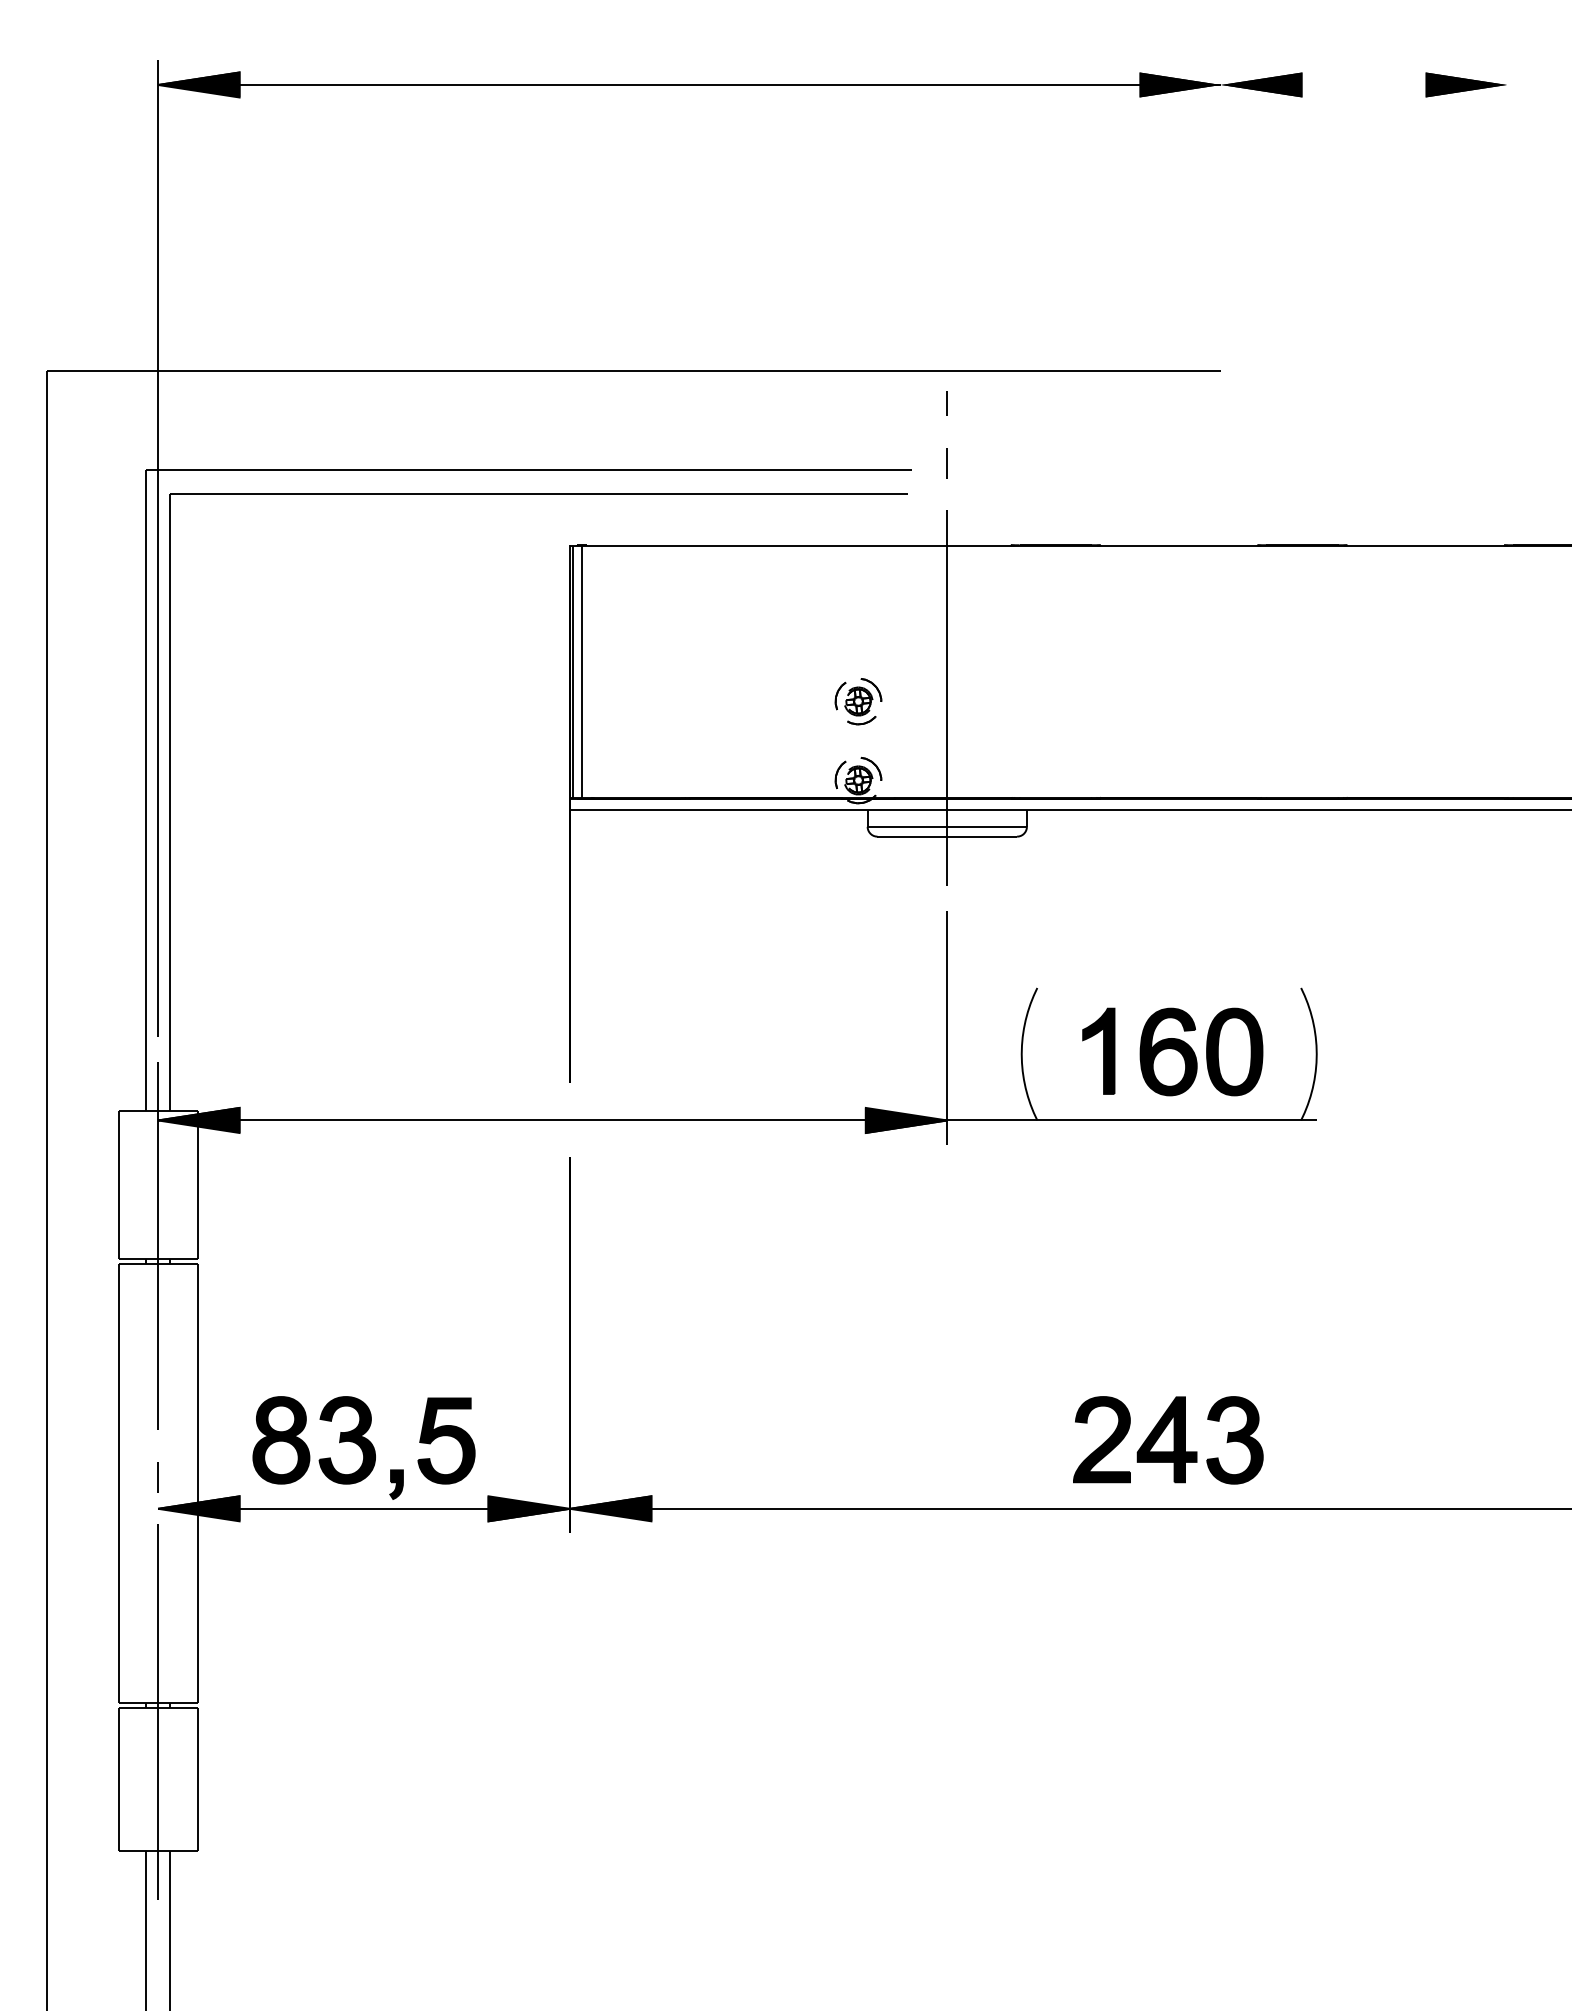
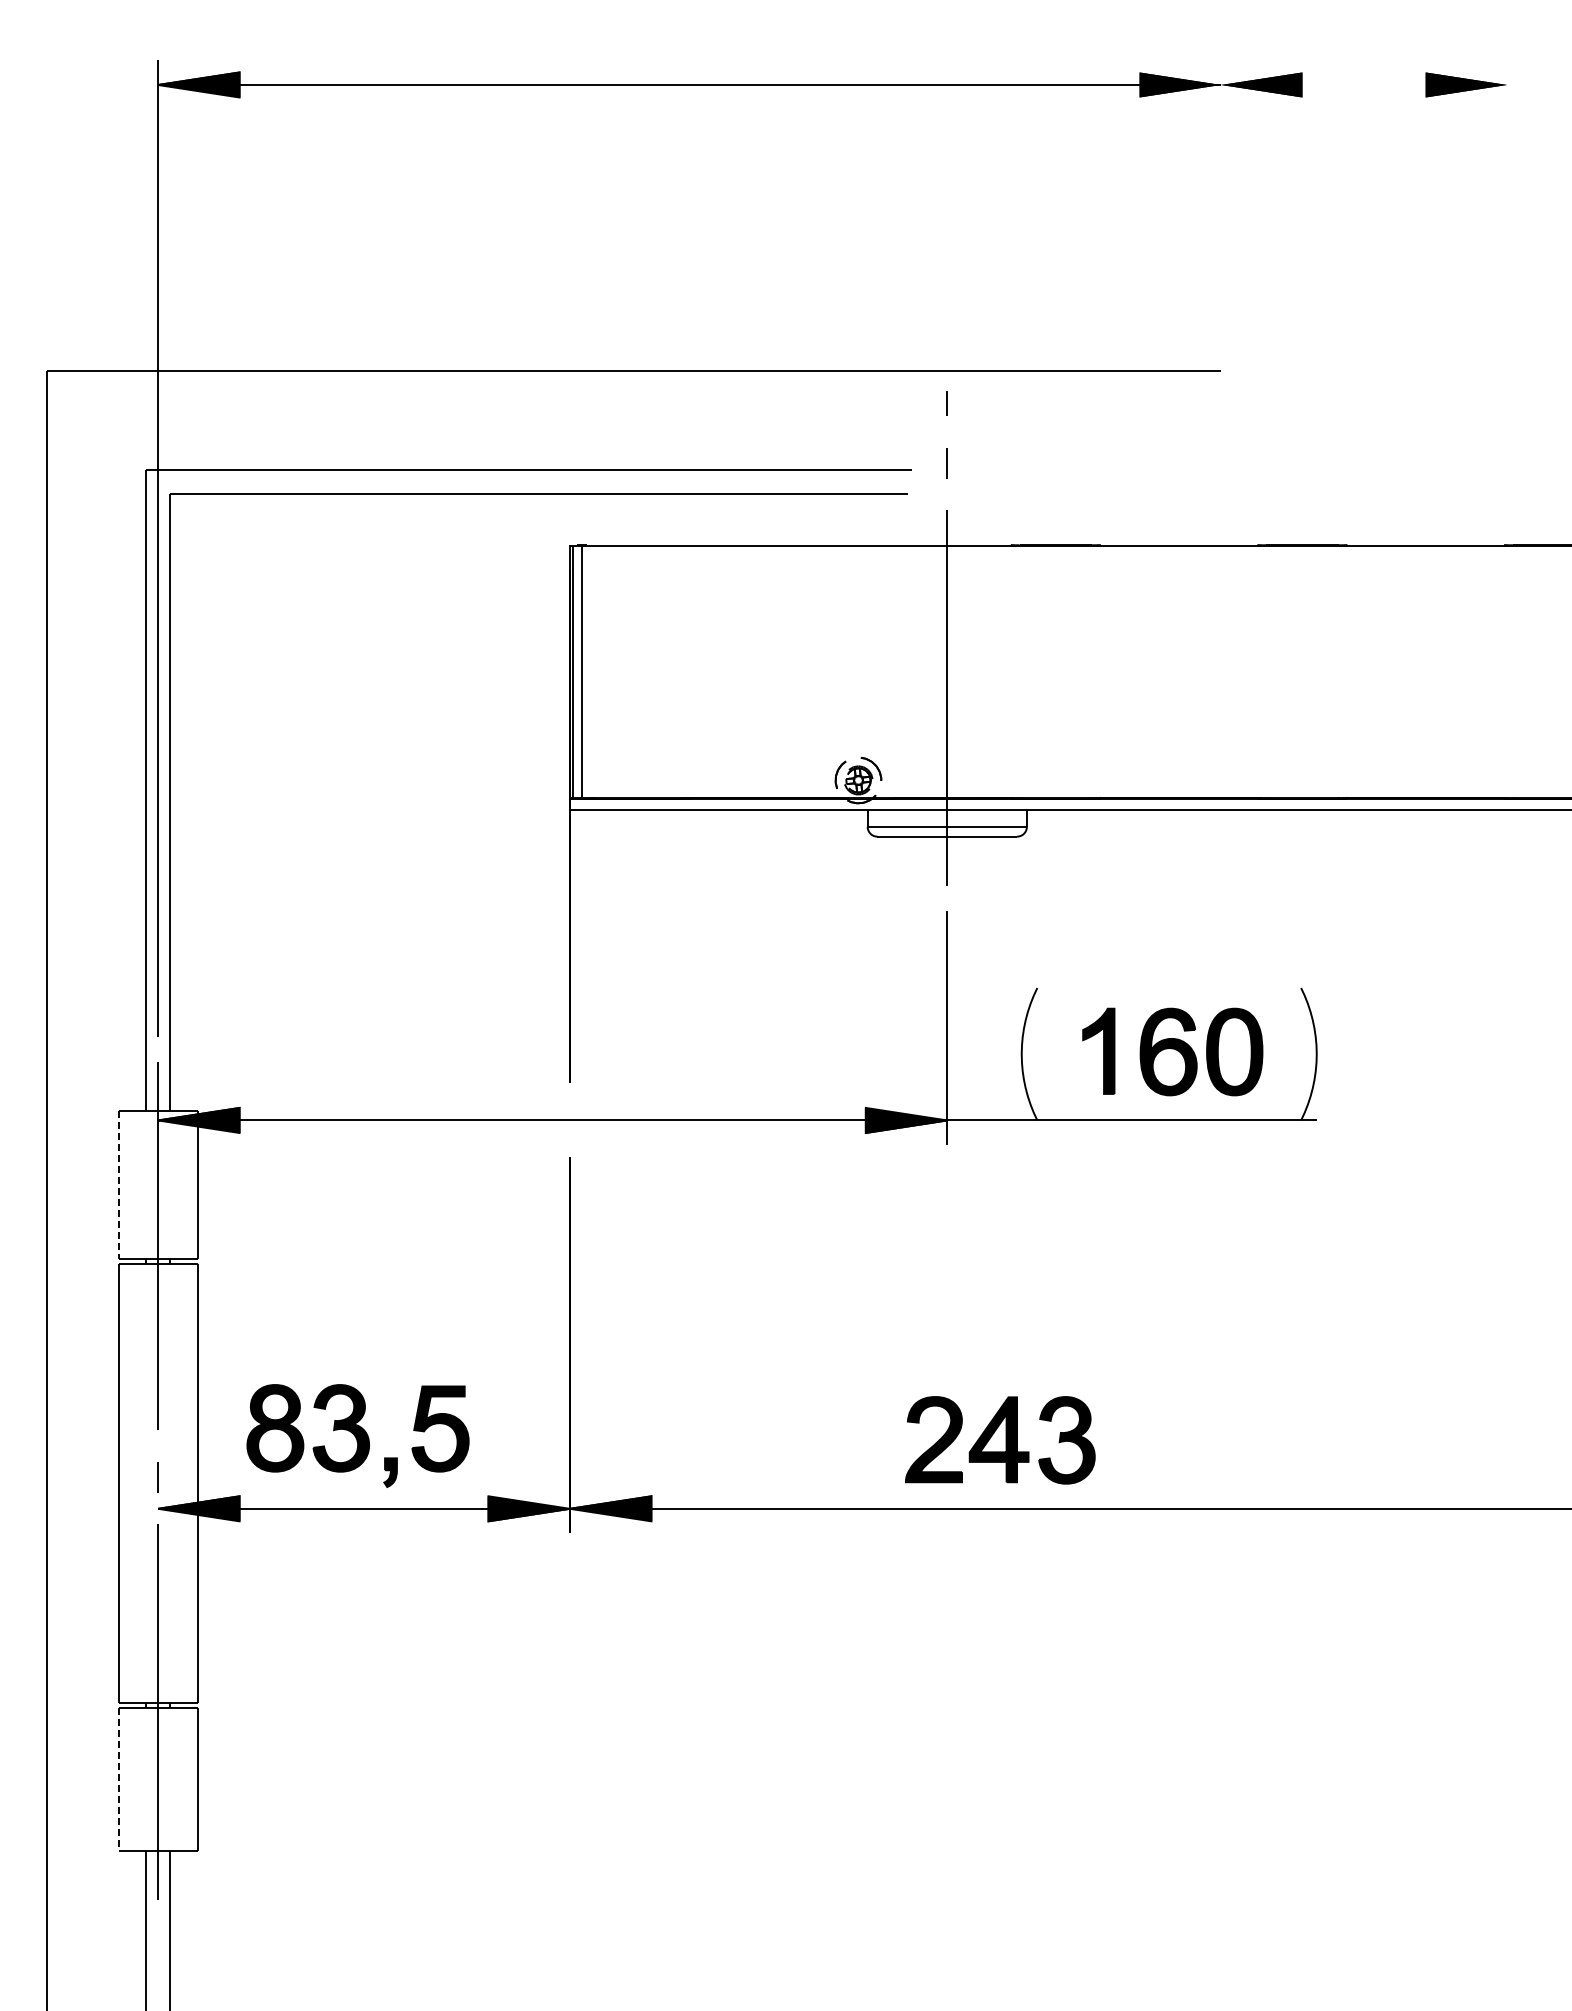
part: present -> none (858, 701)
line: solid -> dashed (118, 1184)
part position: (1168, 1440) -> (1000, 1440) (1000, 1440)
part position: (363, 1447) -> (357, 1435) (357, 1435)
line: solid -> dashed (118, 1779)
